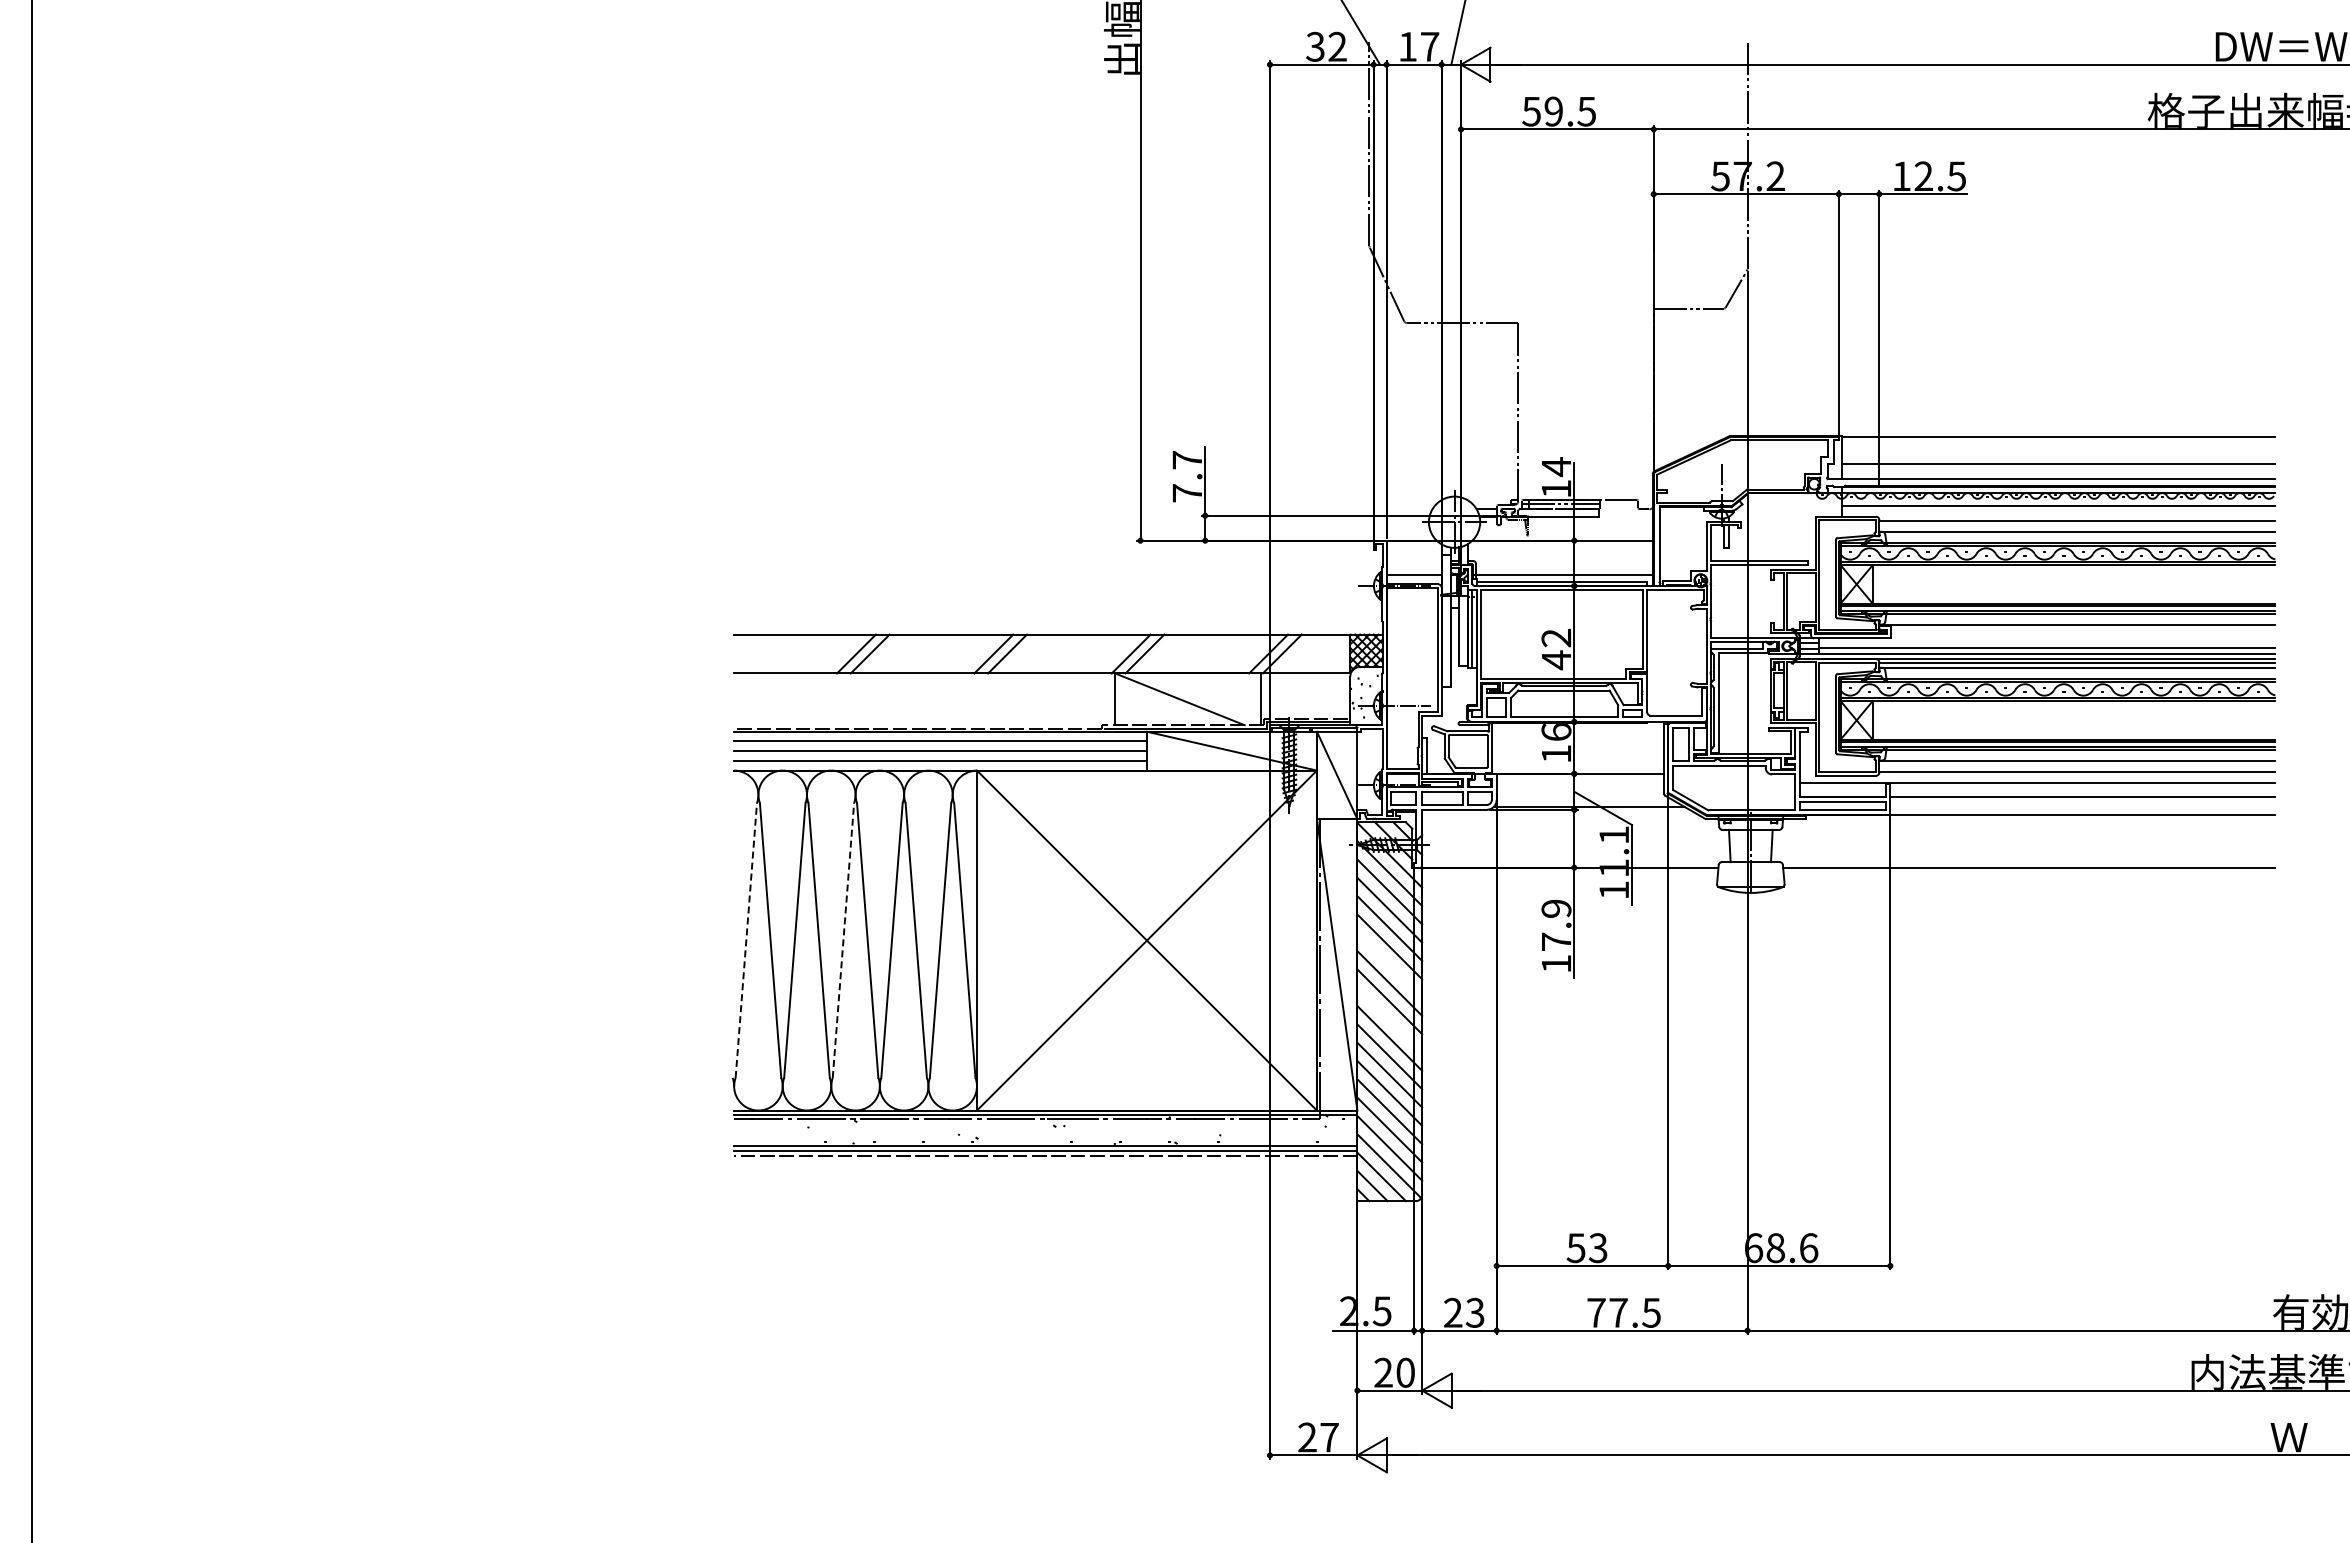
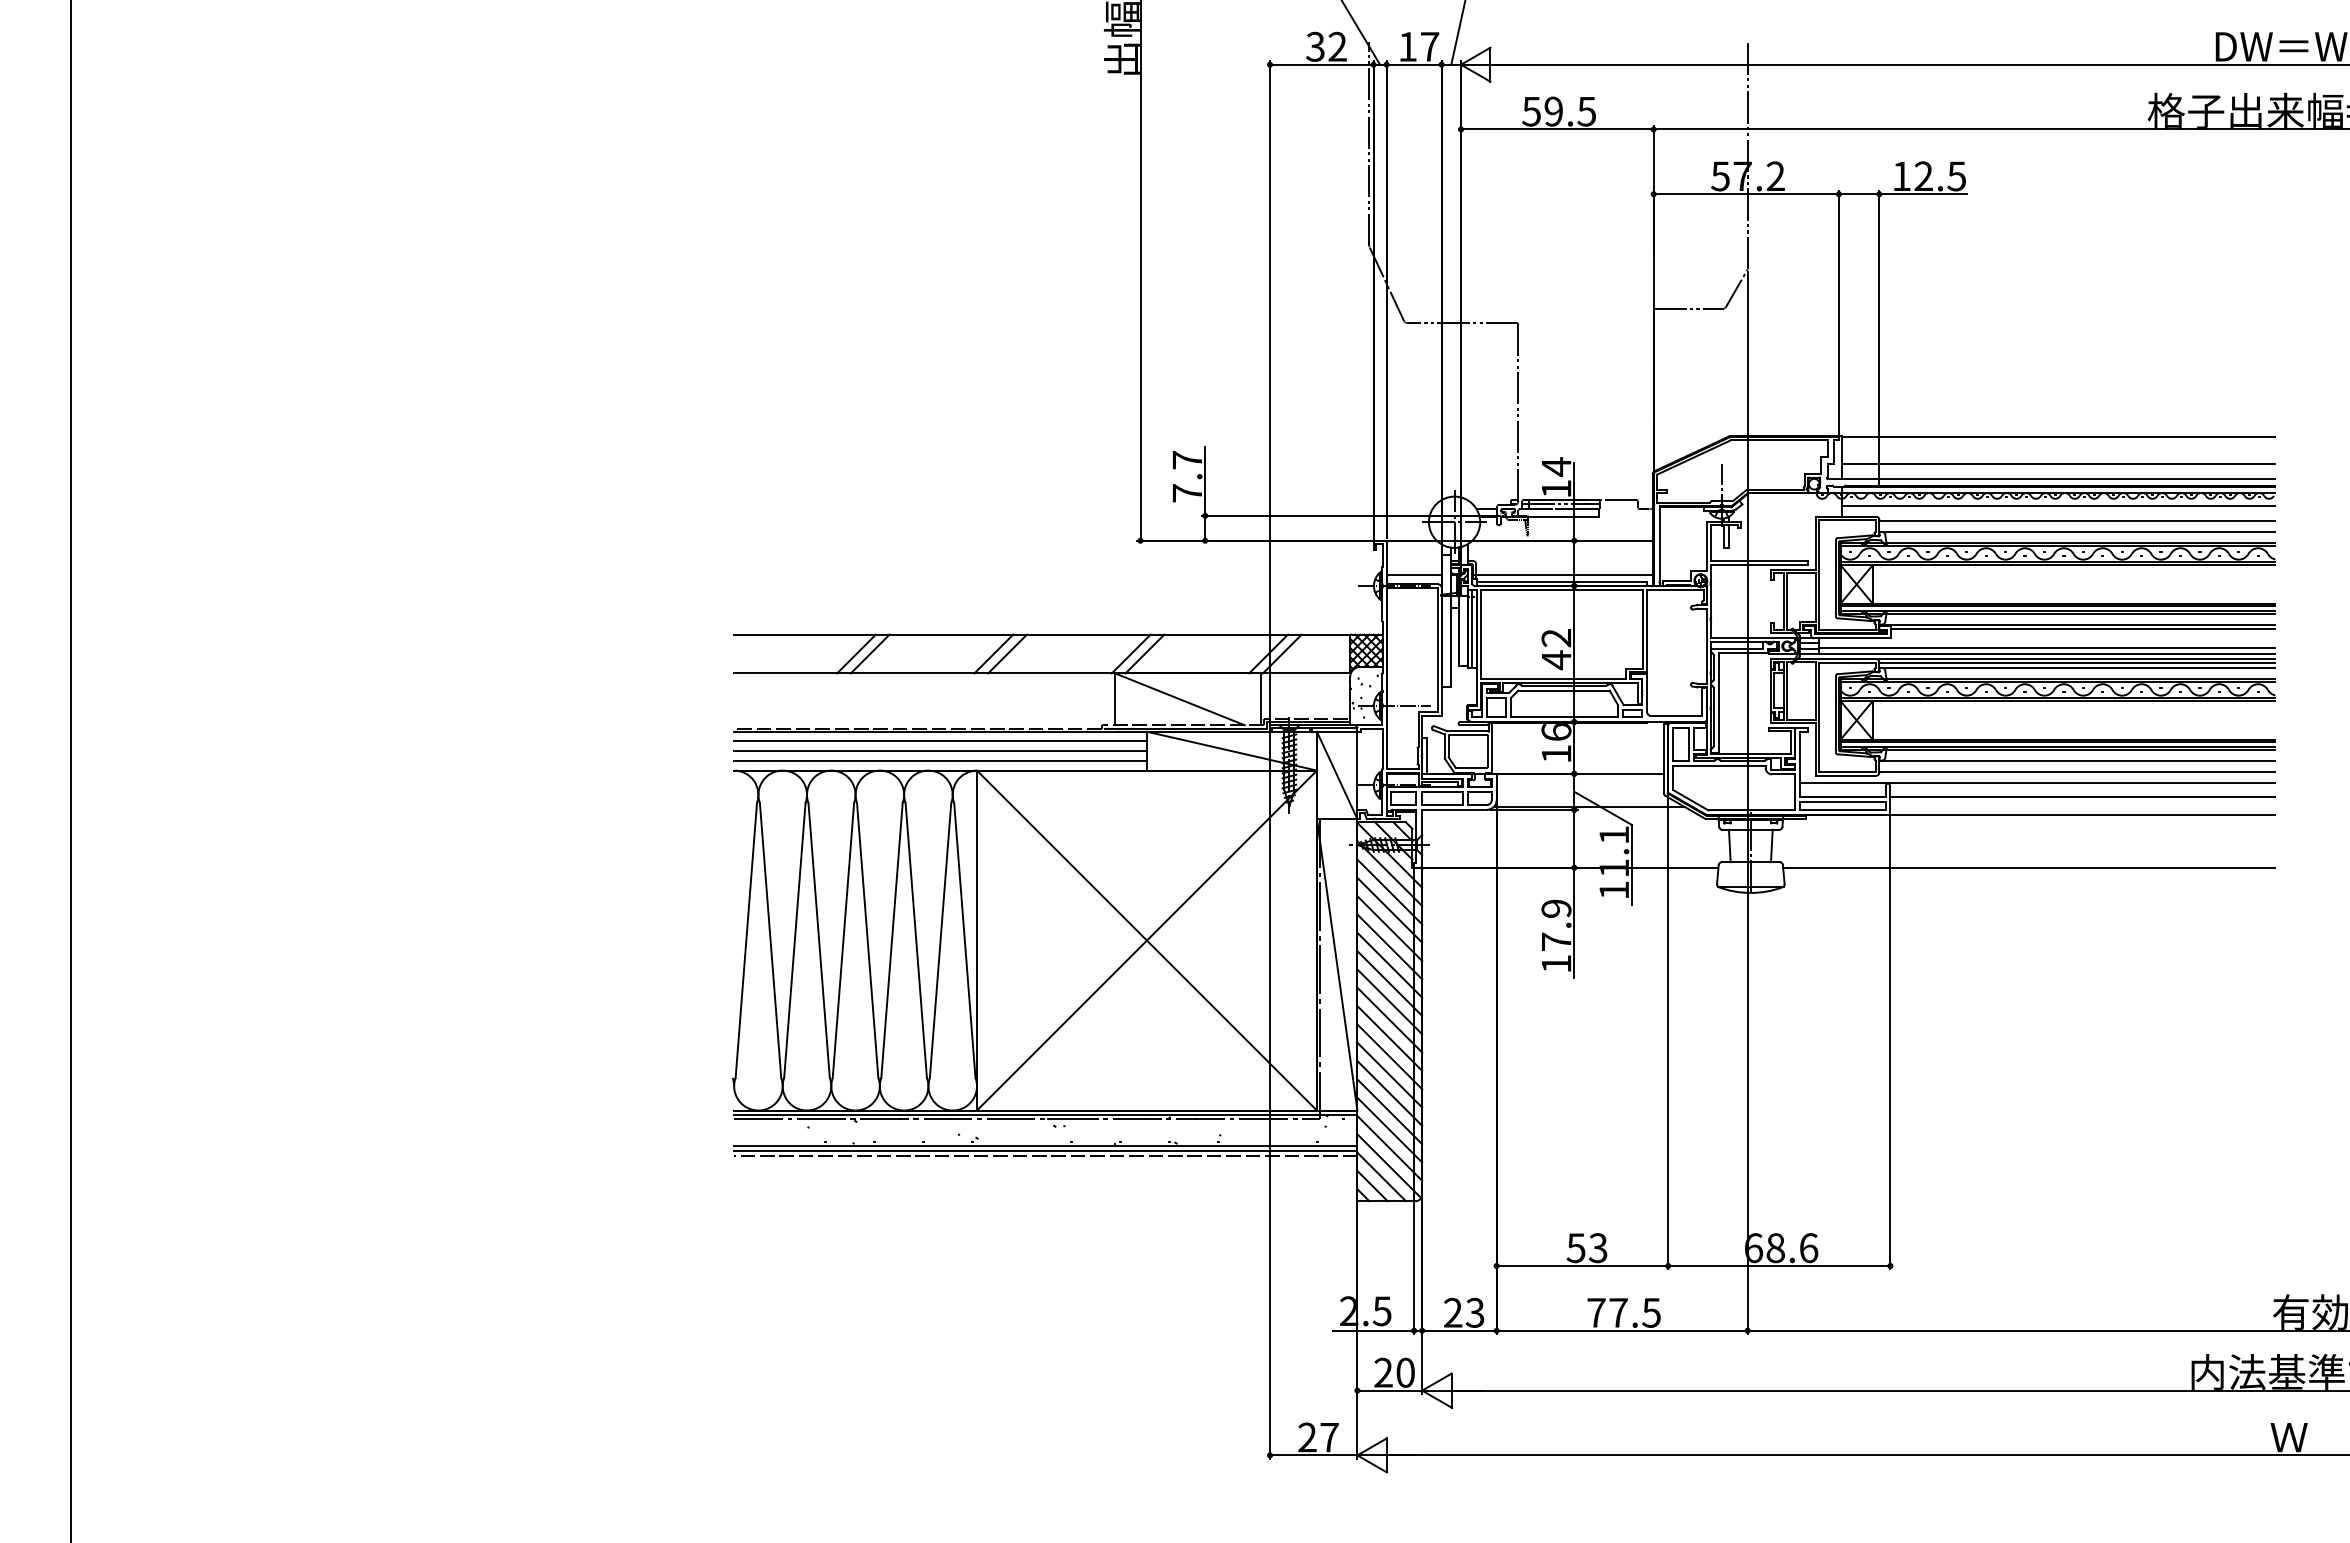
line: none -> present (2083, 629)
line position: (31, 770) -> (70, 770) (70, 770)
line: dashed -> solid (746, 940)
line: dashed -> solid (843, 940)
line: none -> present (1389, 964)
line: none -> present (1389, 1019)
